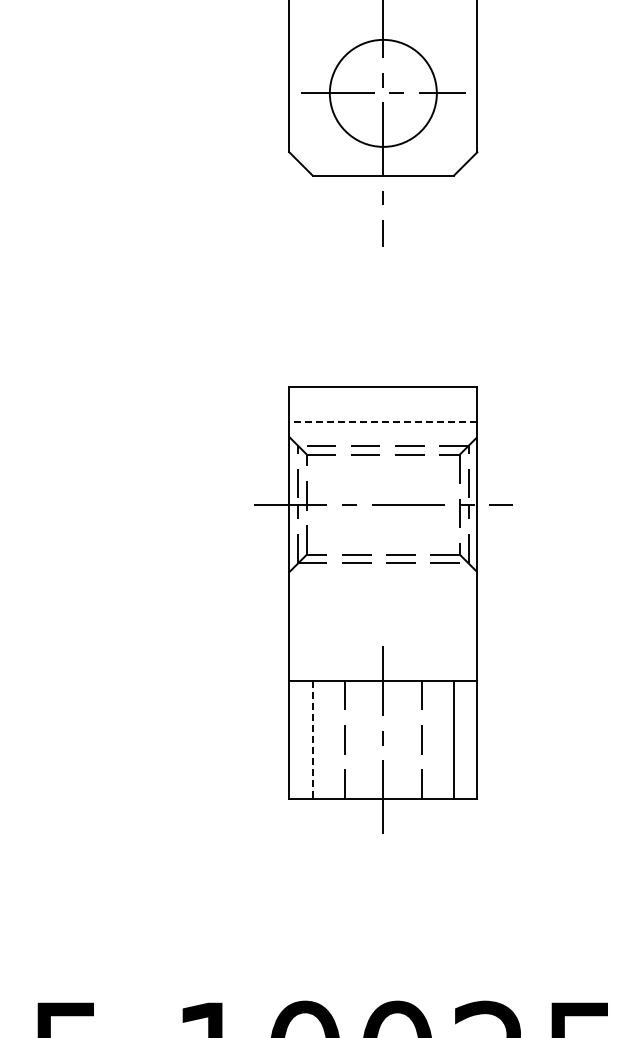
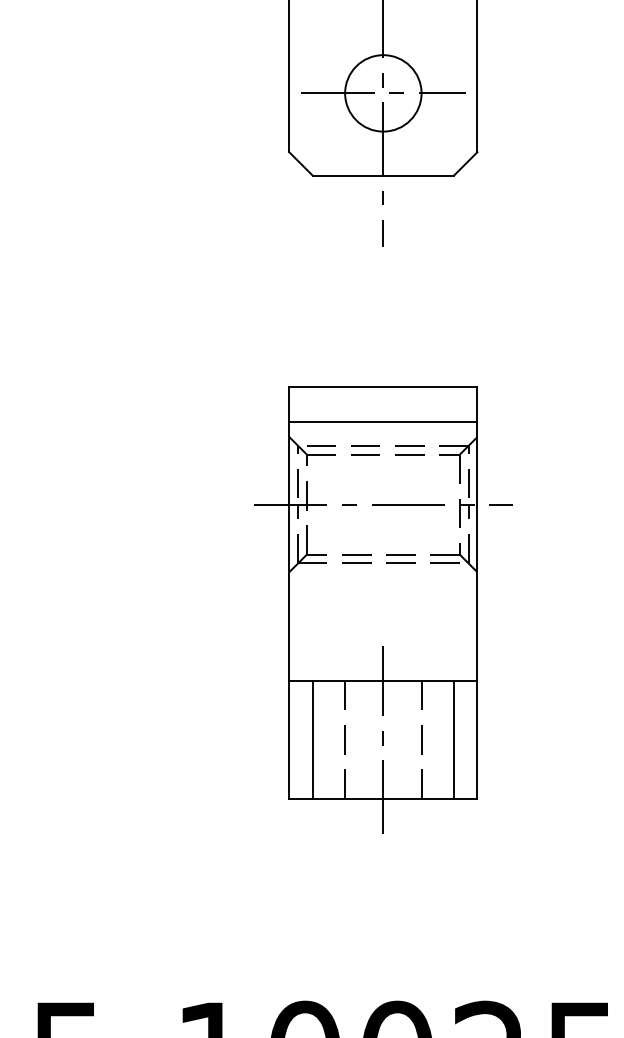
circle diameter: 107 px -> 76 px (383, 93)
line: dashed -> solid (382, 422)
line: dashed -> solid (312, 739)
